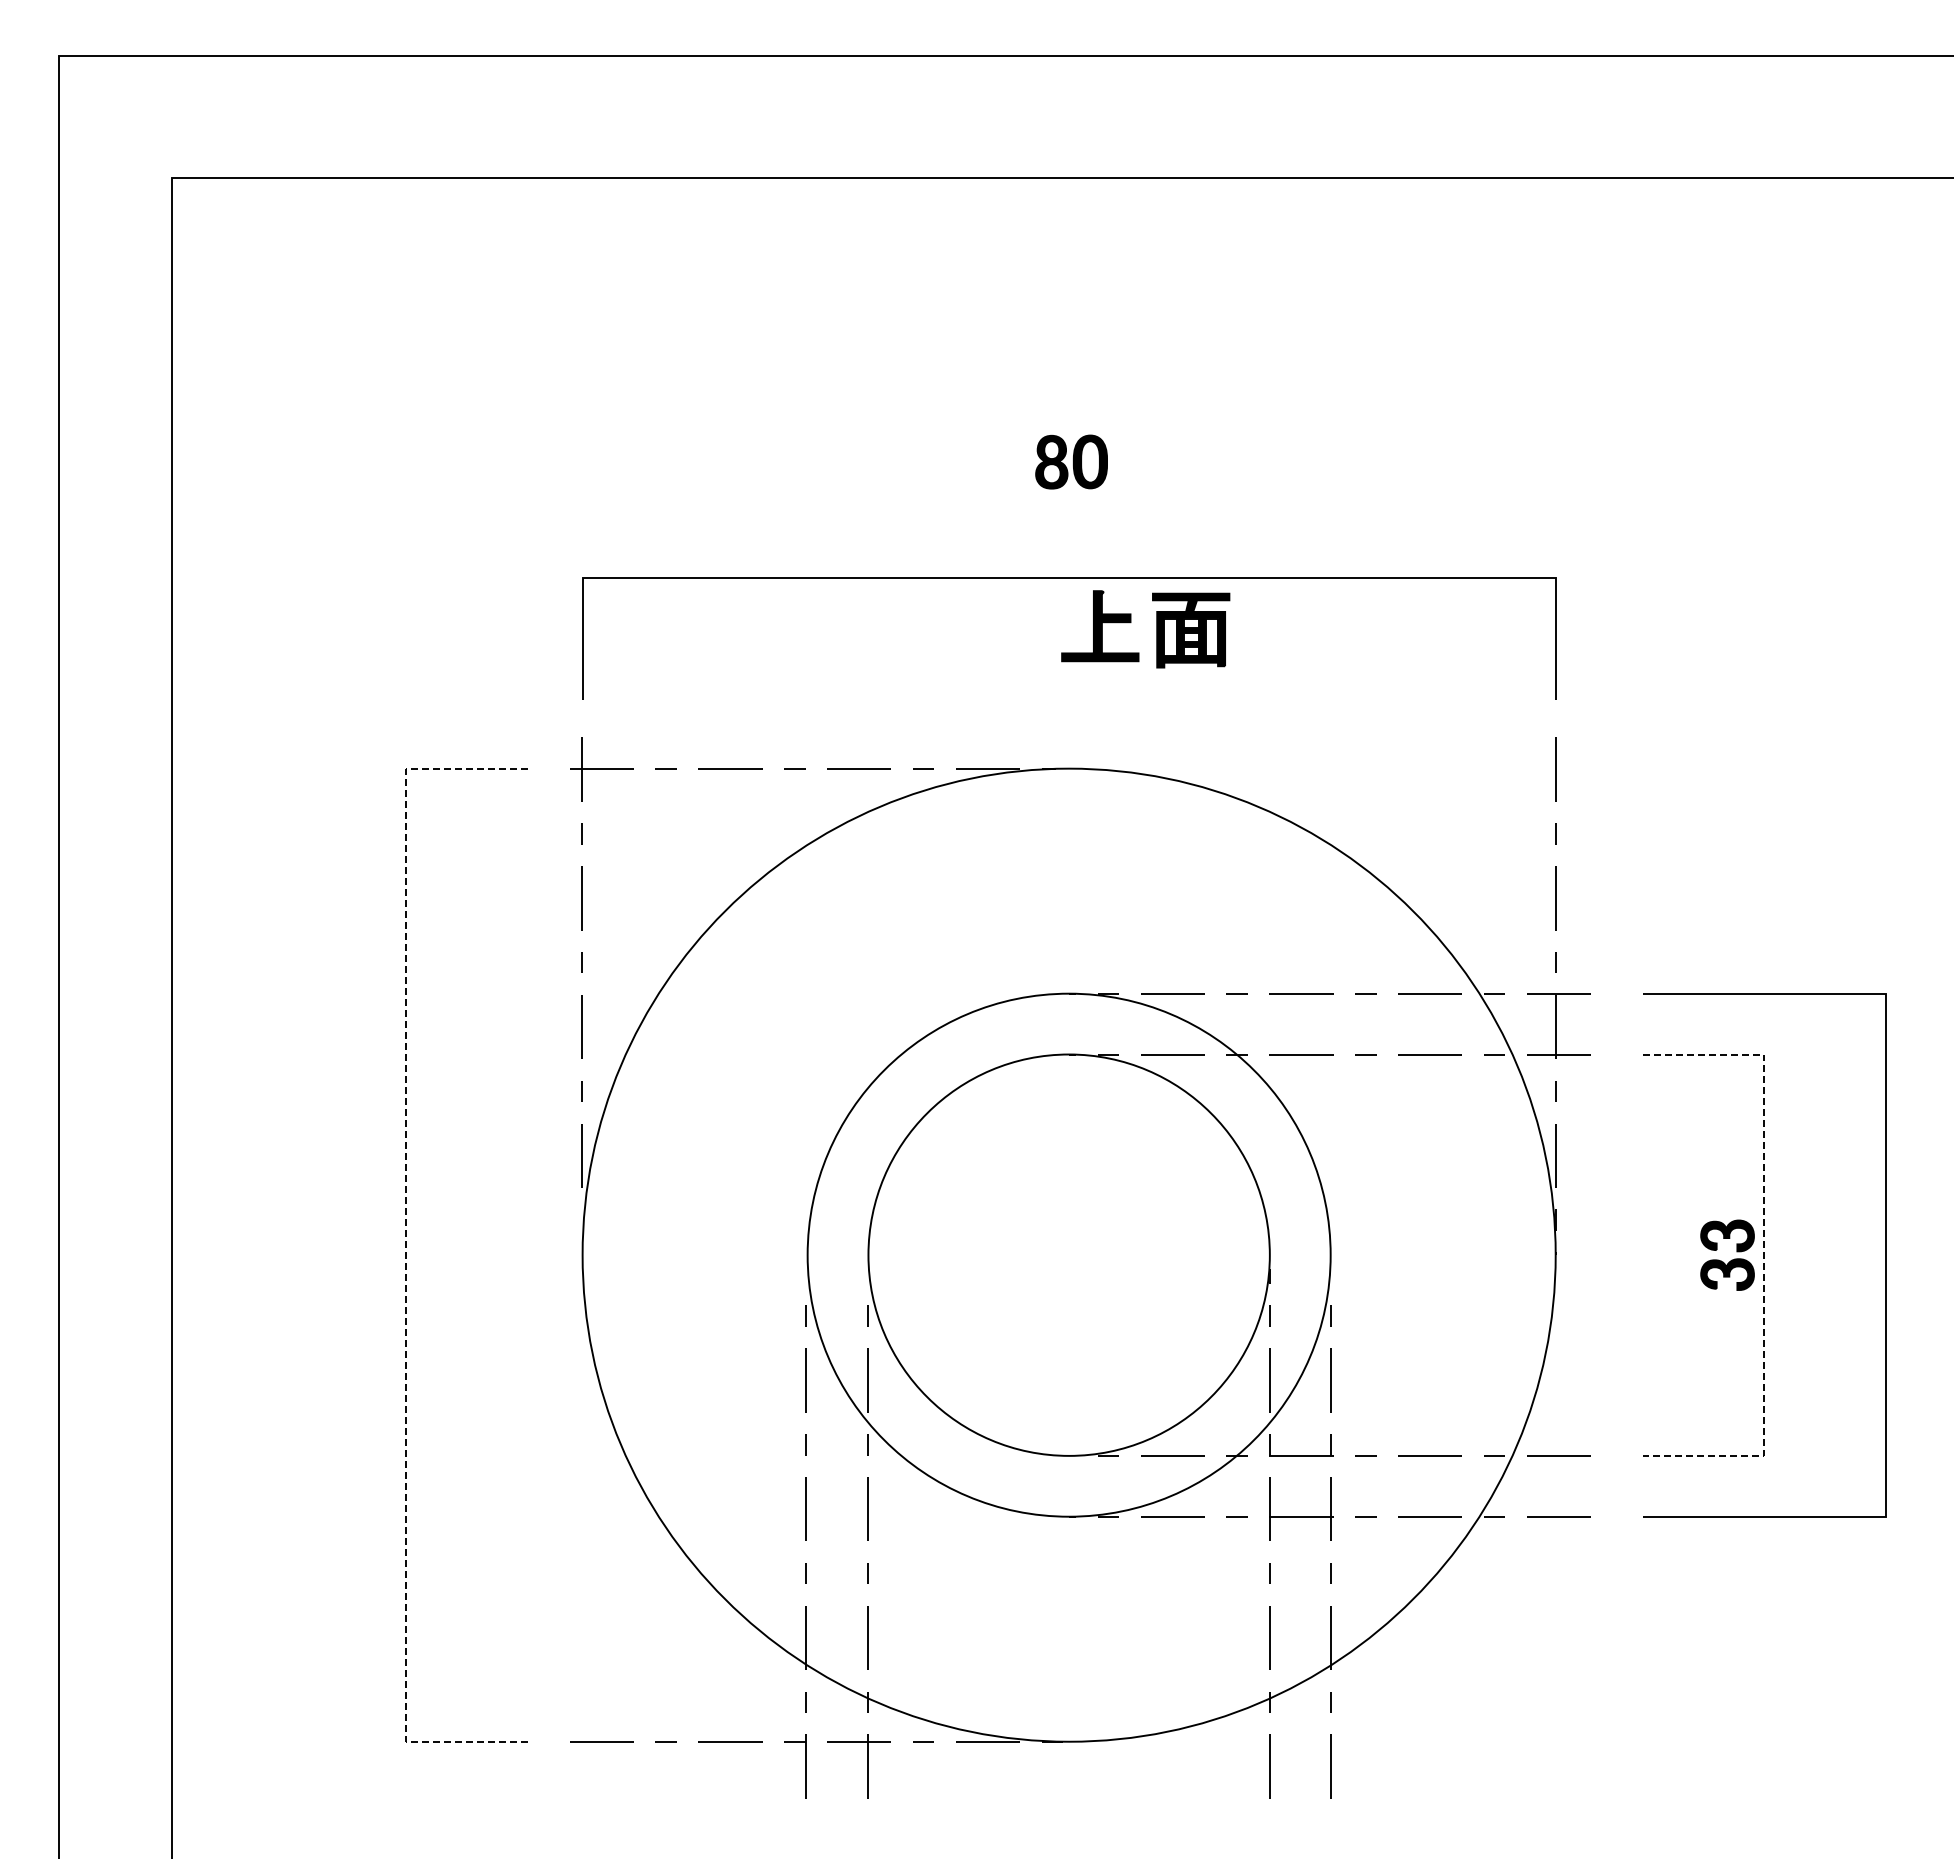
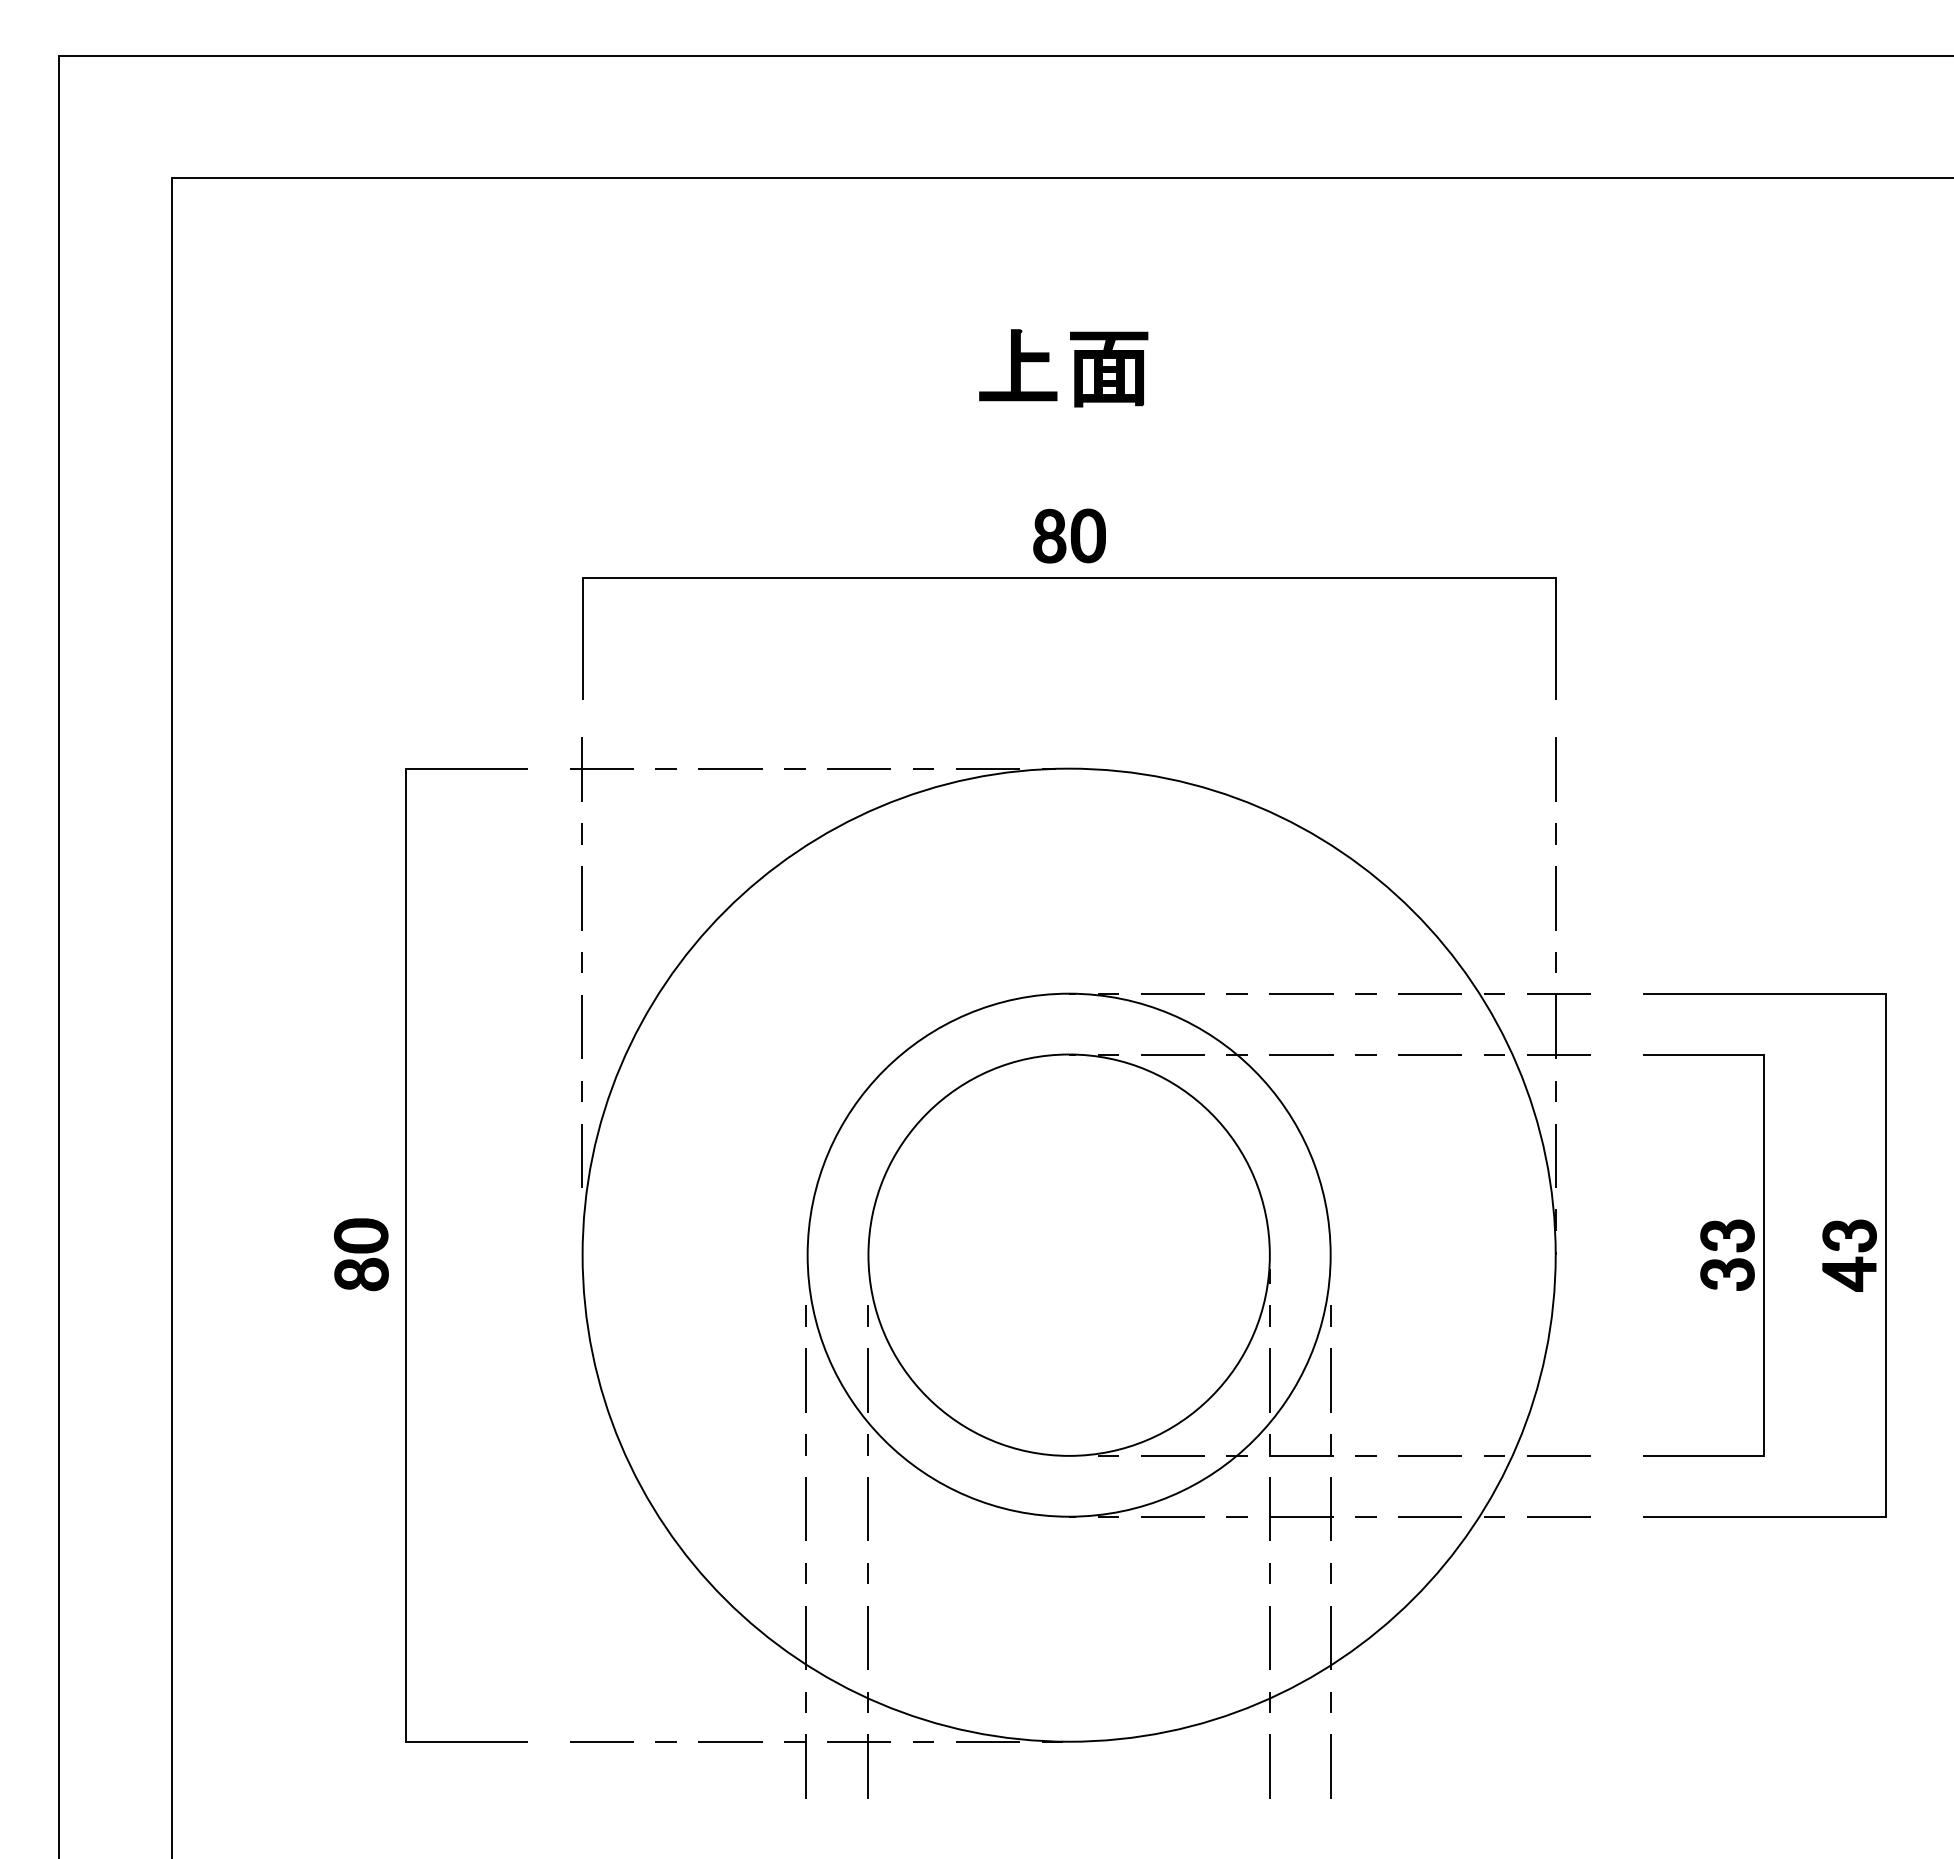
part position: (1071, 461) -> (1069, 535) (1069, 535)
part position: (1156, 629) -> (1074, 368) (1074, 368)
part: none -> present (361, 1254)
line: dashed -> solid (406, 1255)
line: dashed -> solid (1764, 1255)
part: none -> present (1855, 1256)
